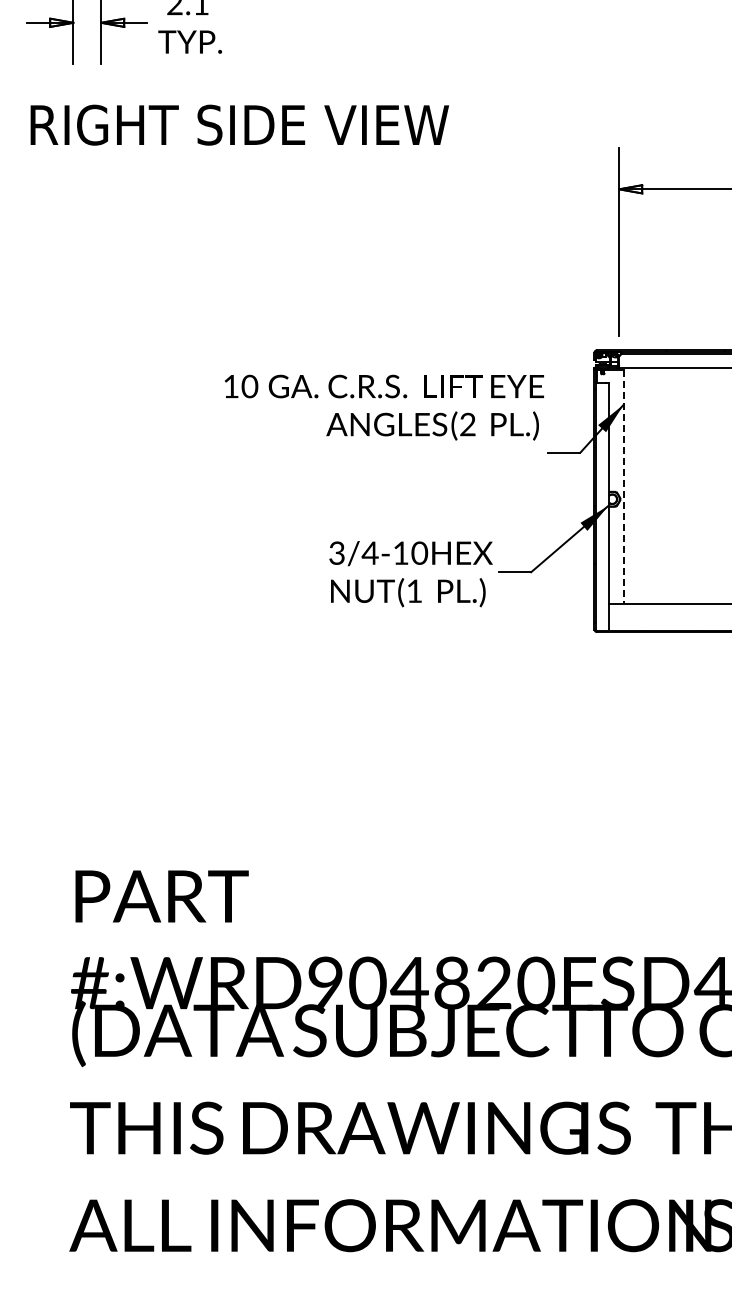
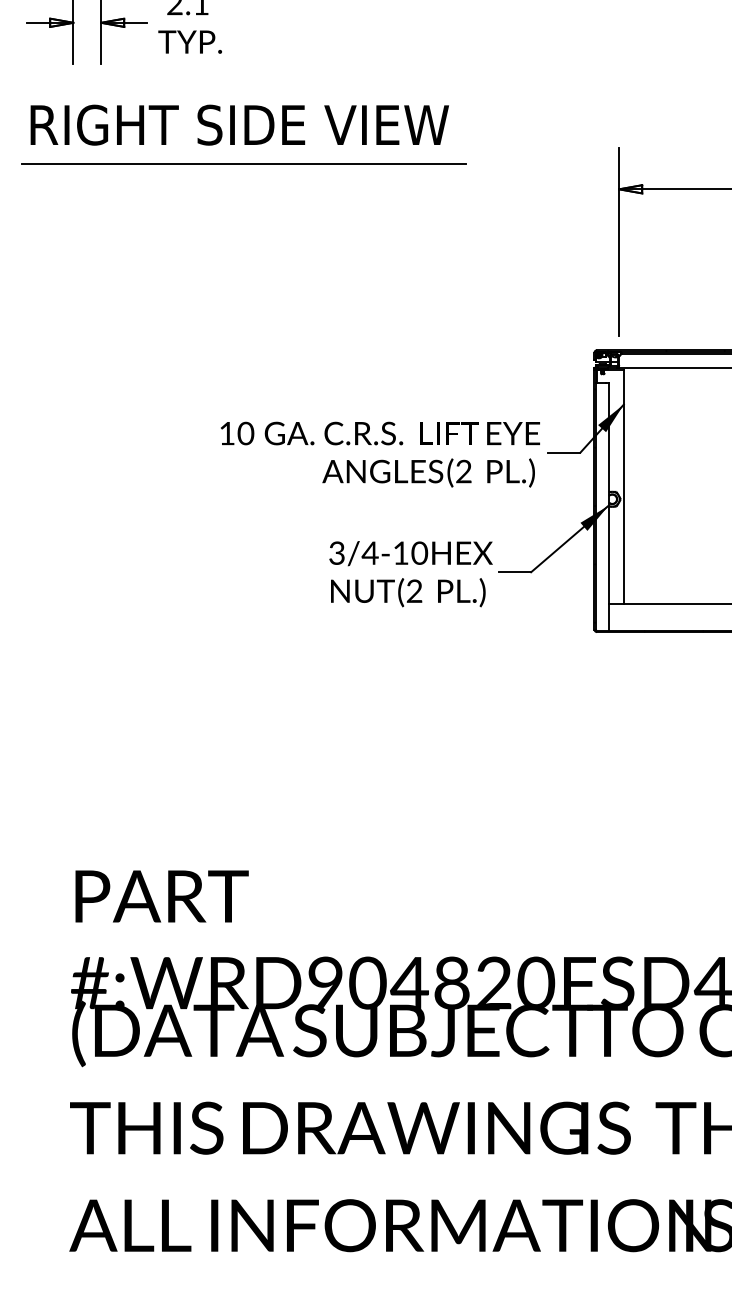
line: none -> present (243, 164)
text position: (384, 407) -> (380, 454) (380, 454)
line: dashed -> solid (623, 487)
text: (1 -> (2 (414, 590)
